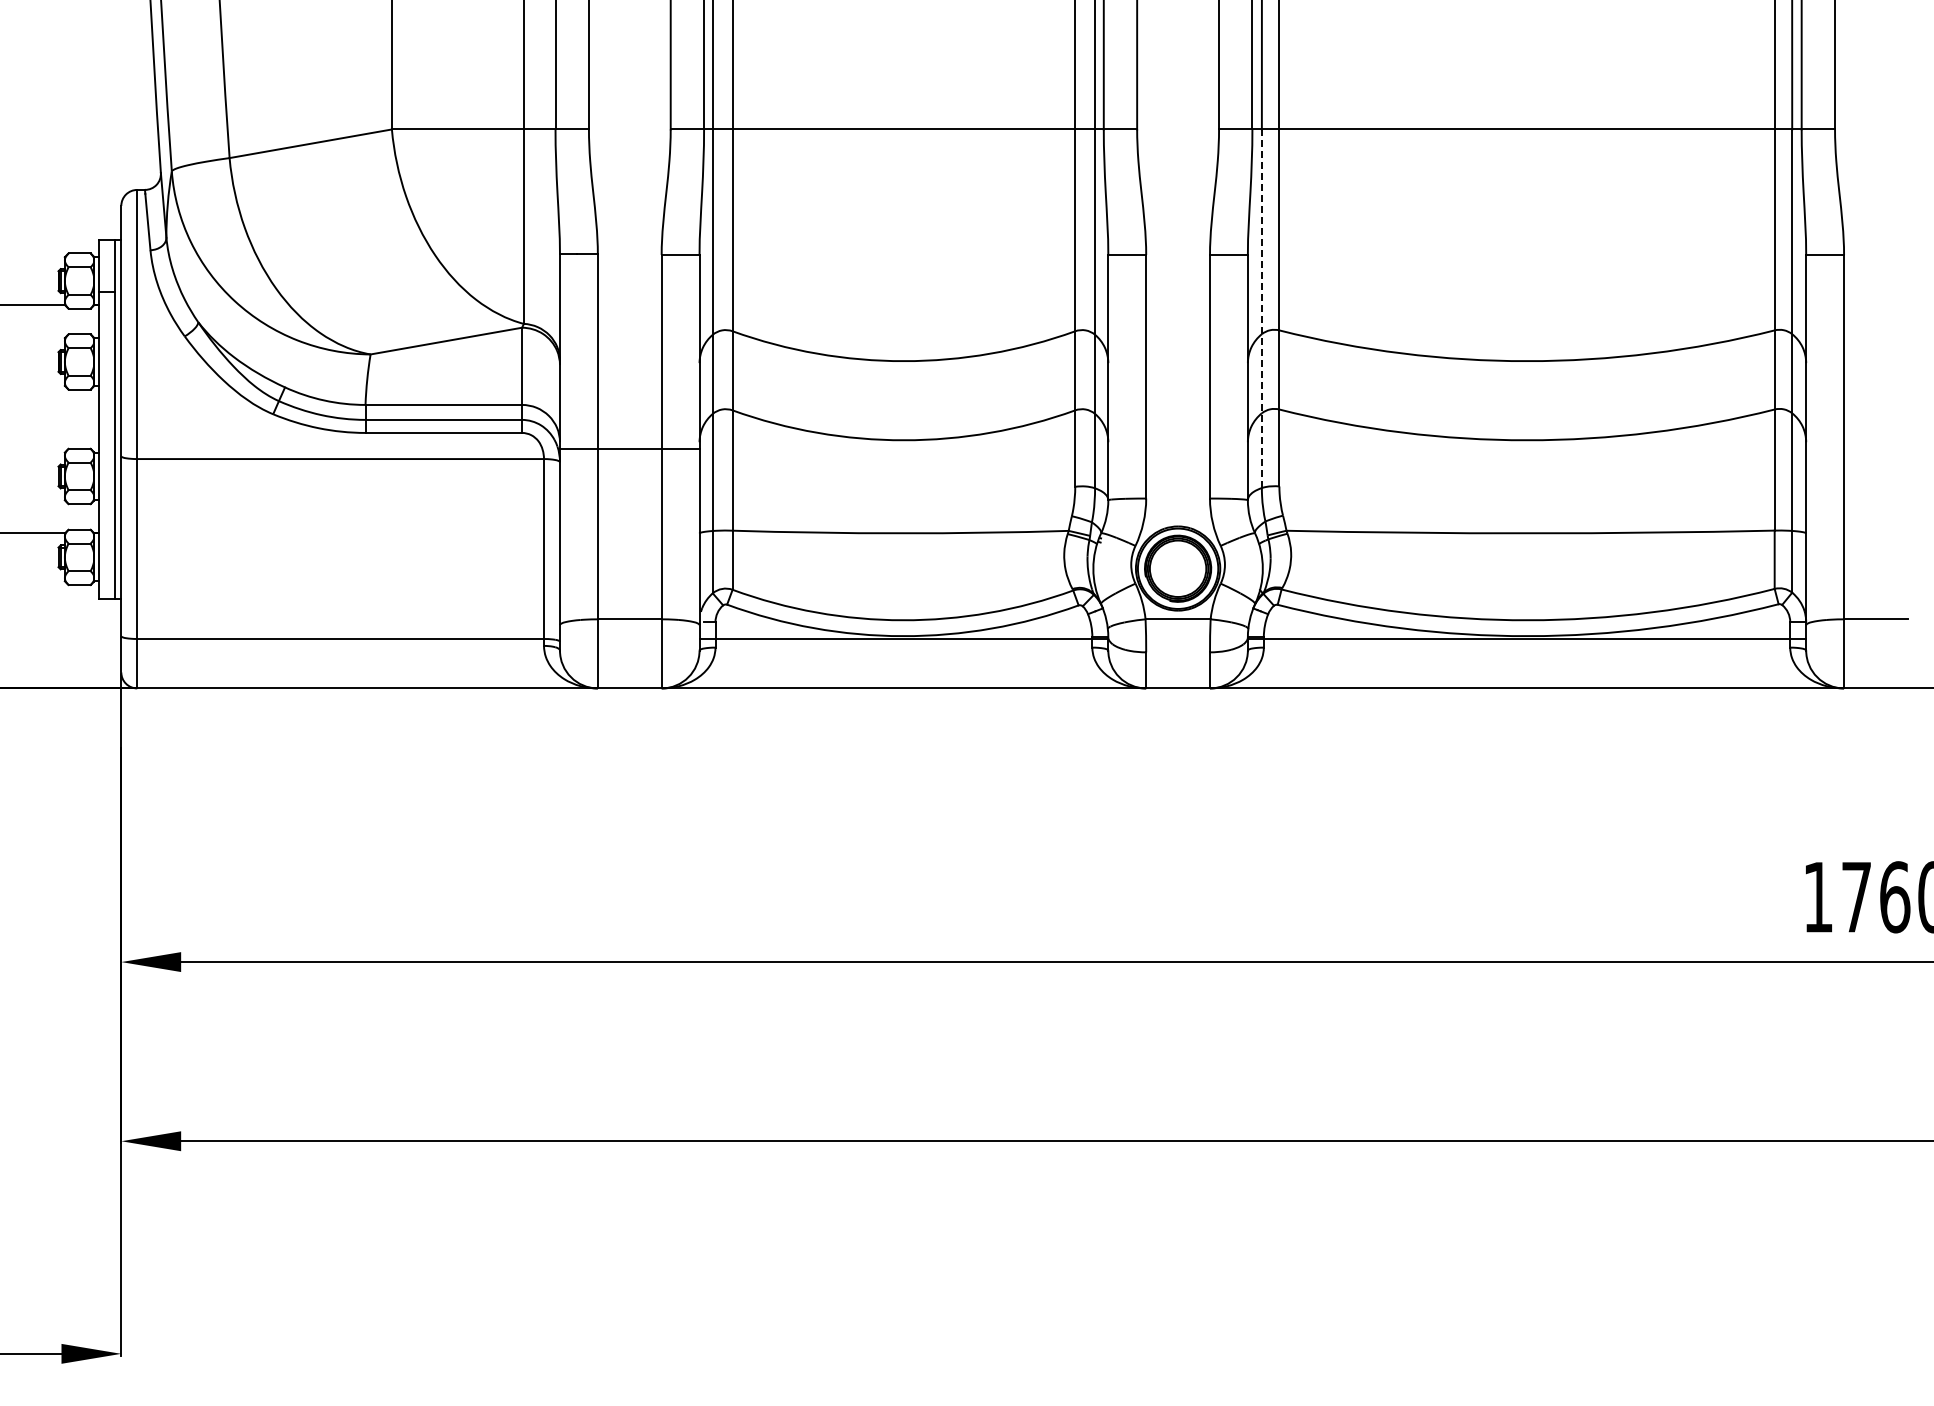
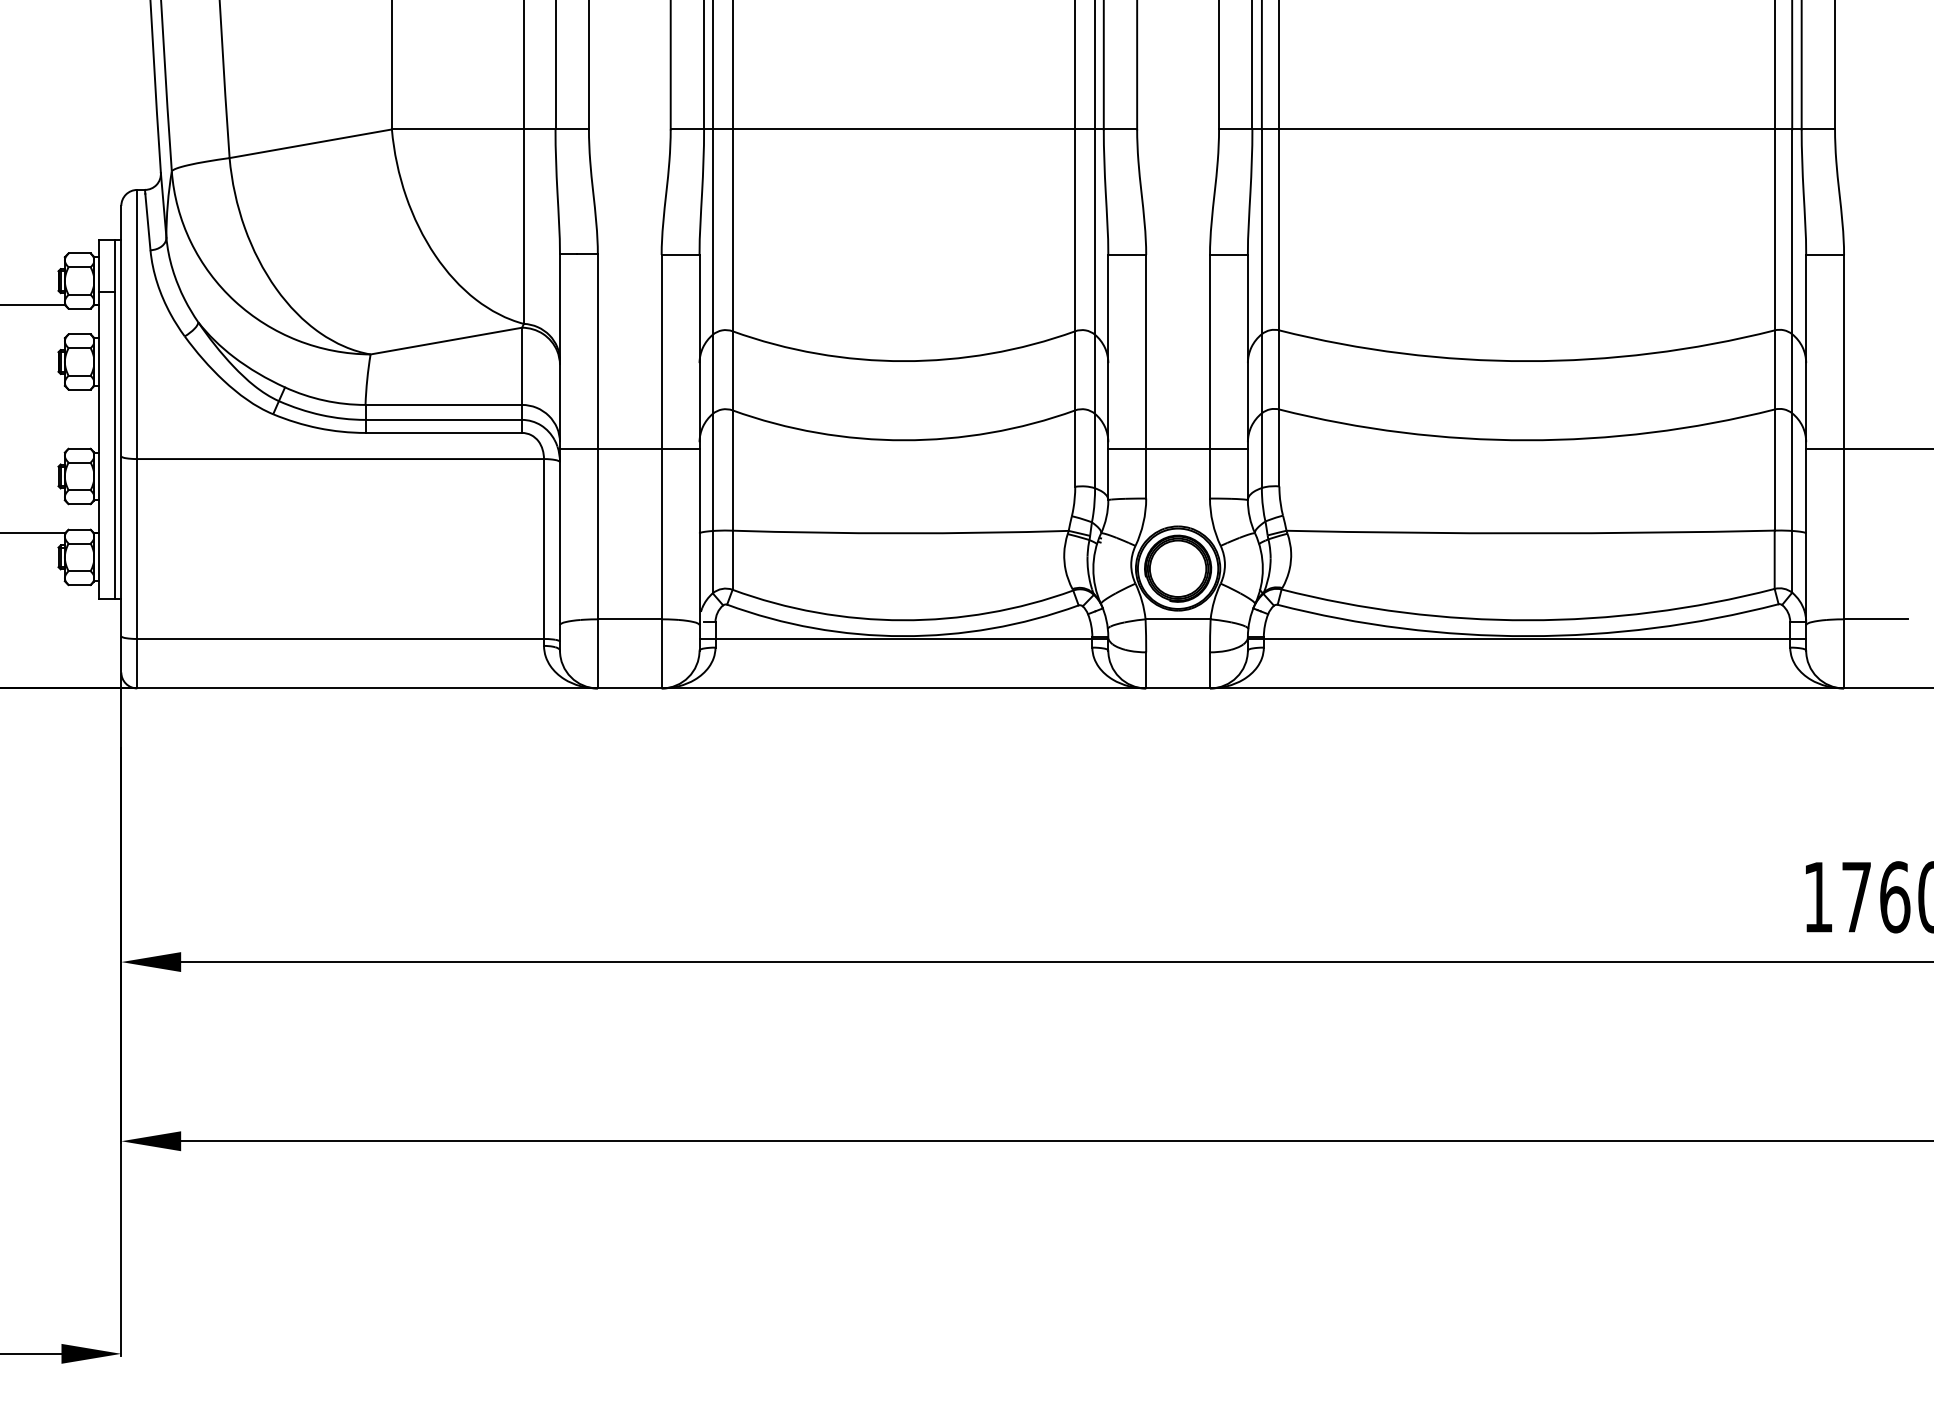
line: dashed -> solid (1261, 309)
line: none -> present (1177, 449)
line: none -> present (1868, 449)
